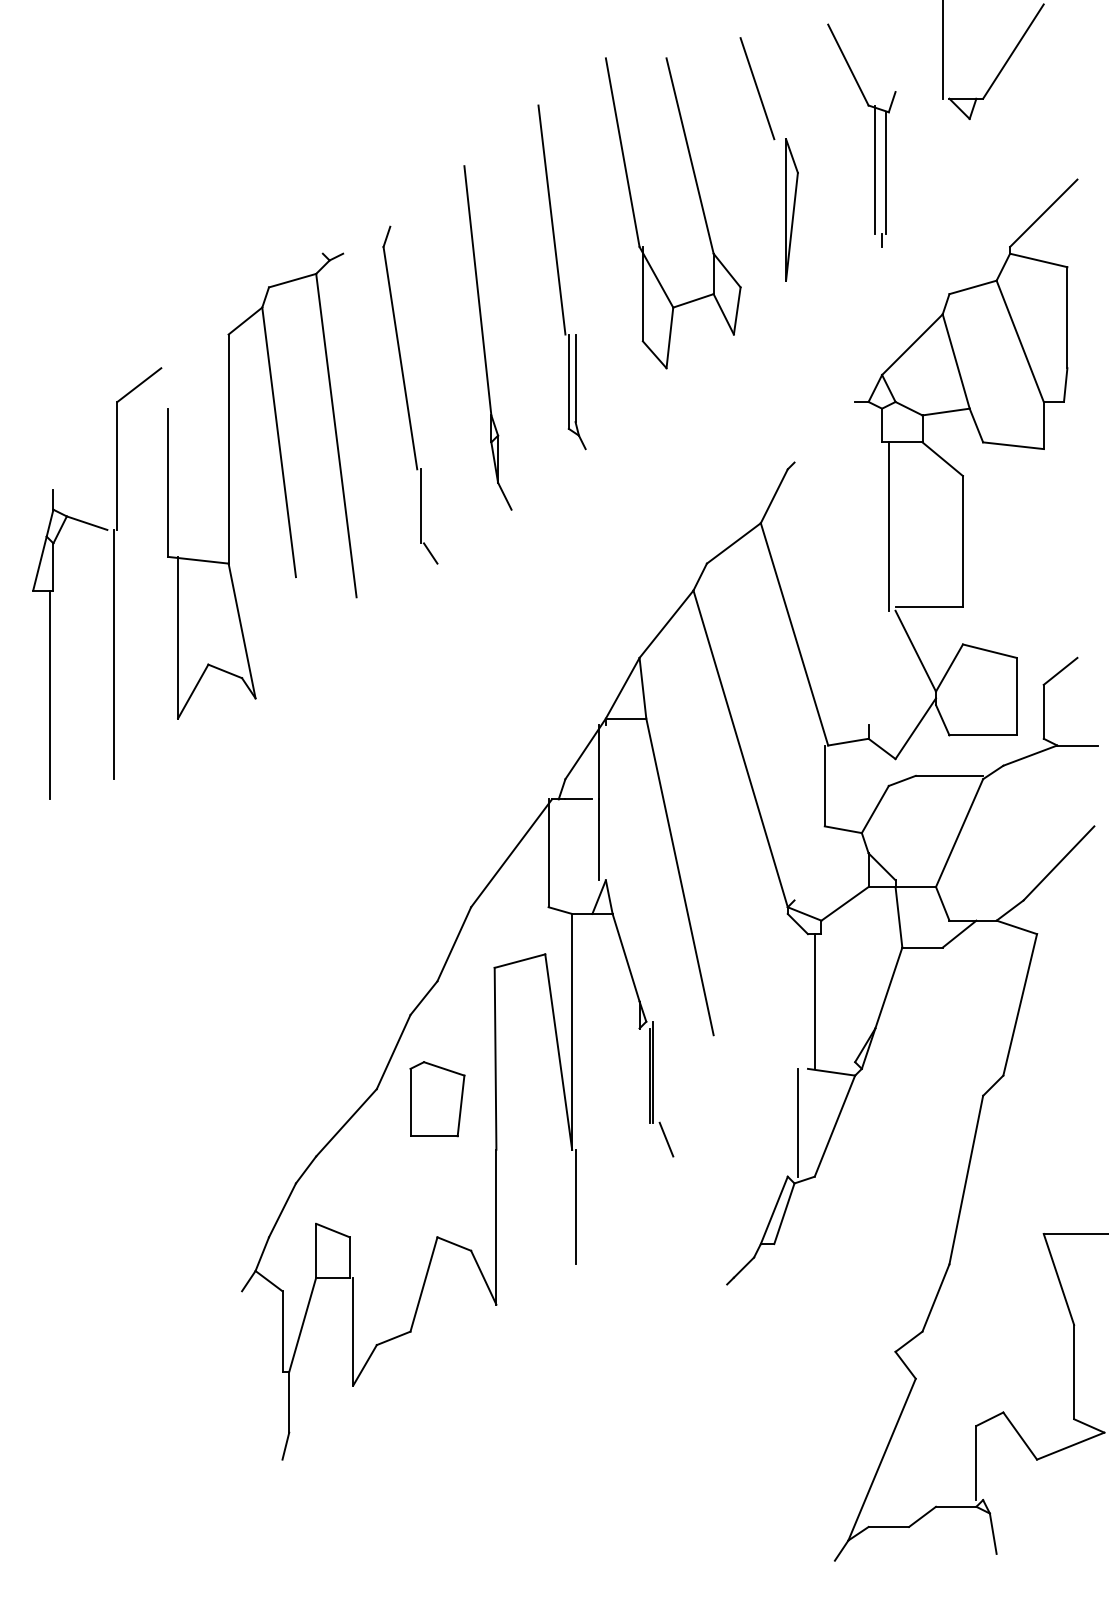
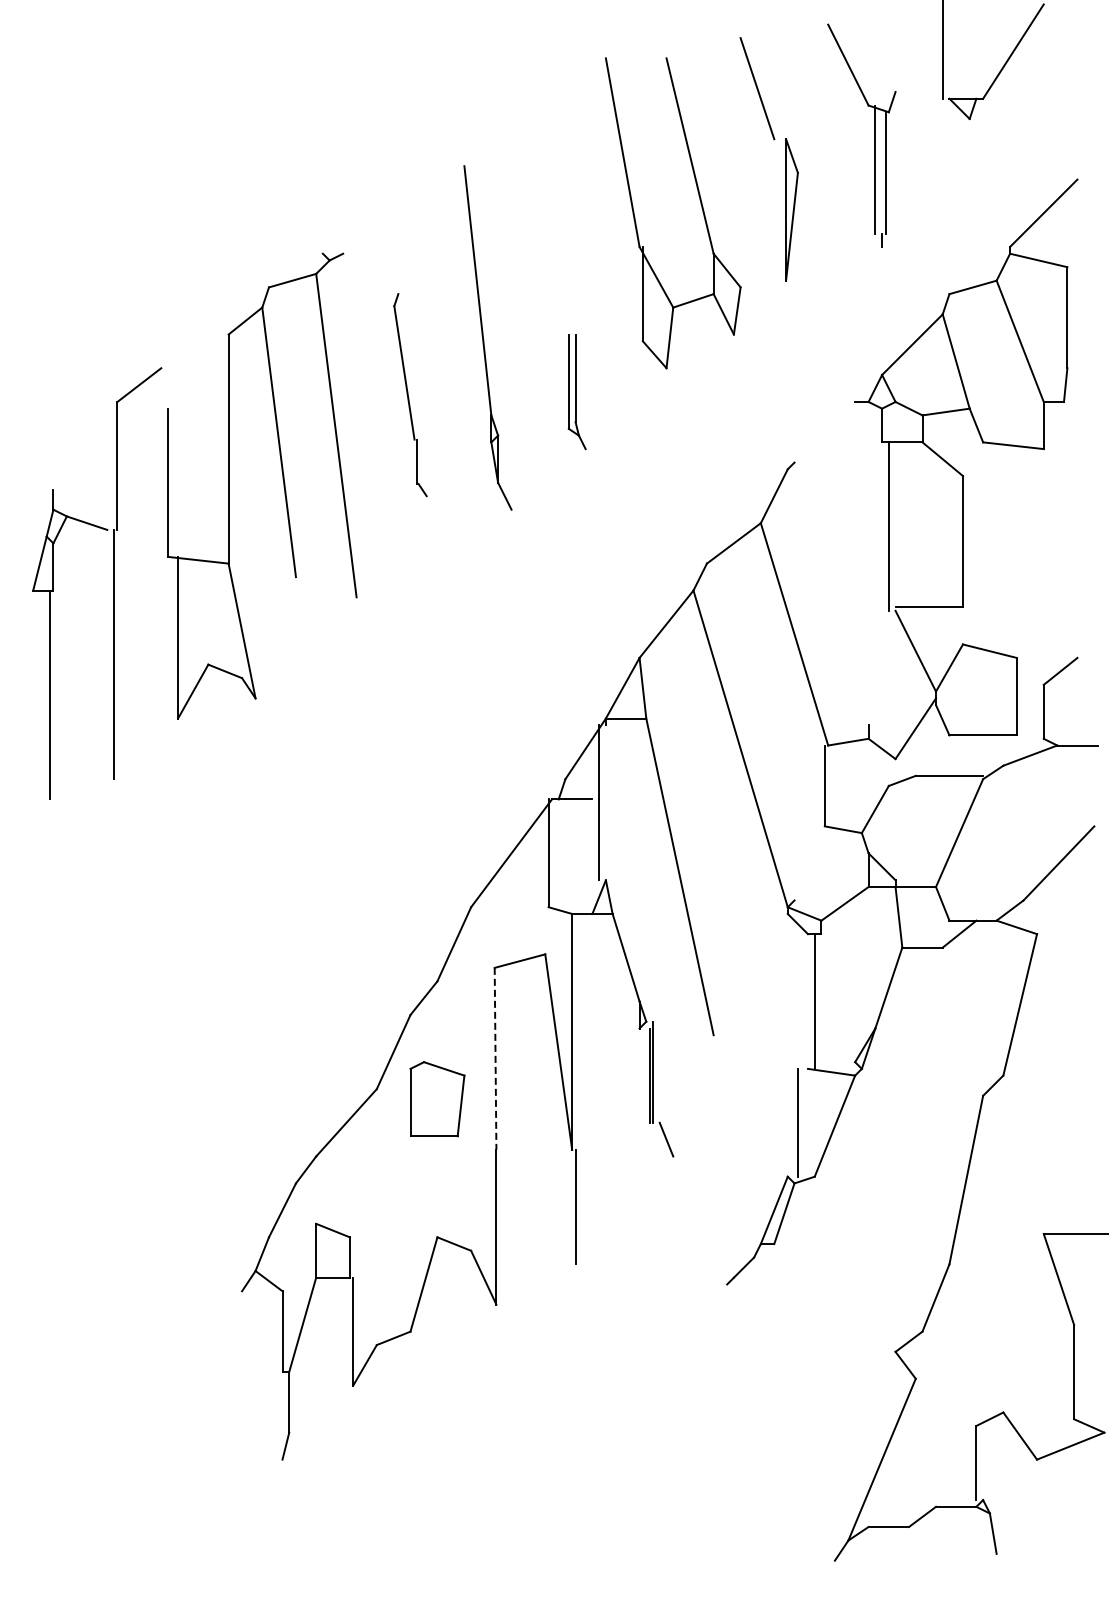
line: present -> none (551, 219)
part size: 57x340 px -> 35x205 px (410, 395)
line: solid -> dashed (495, 1058)
